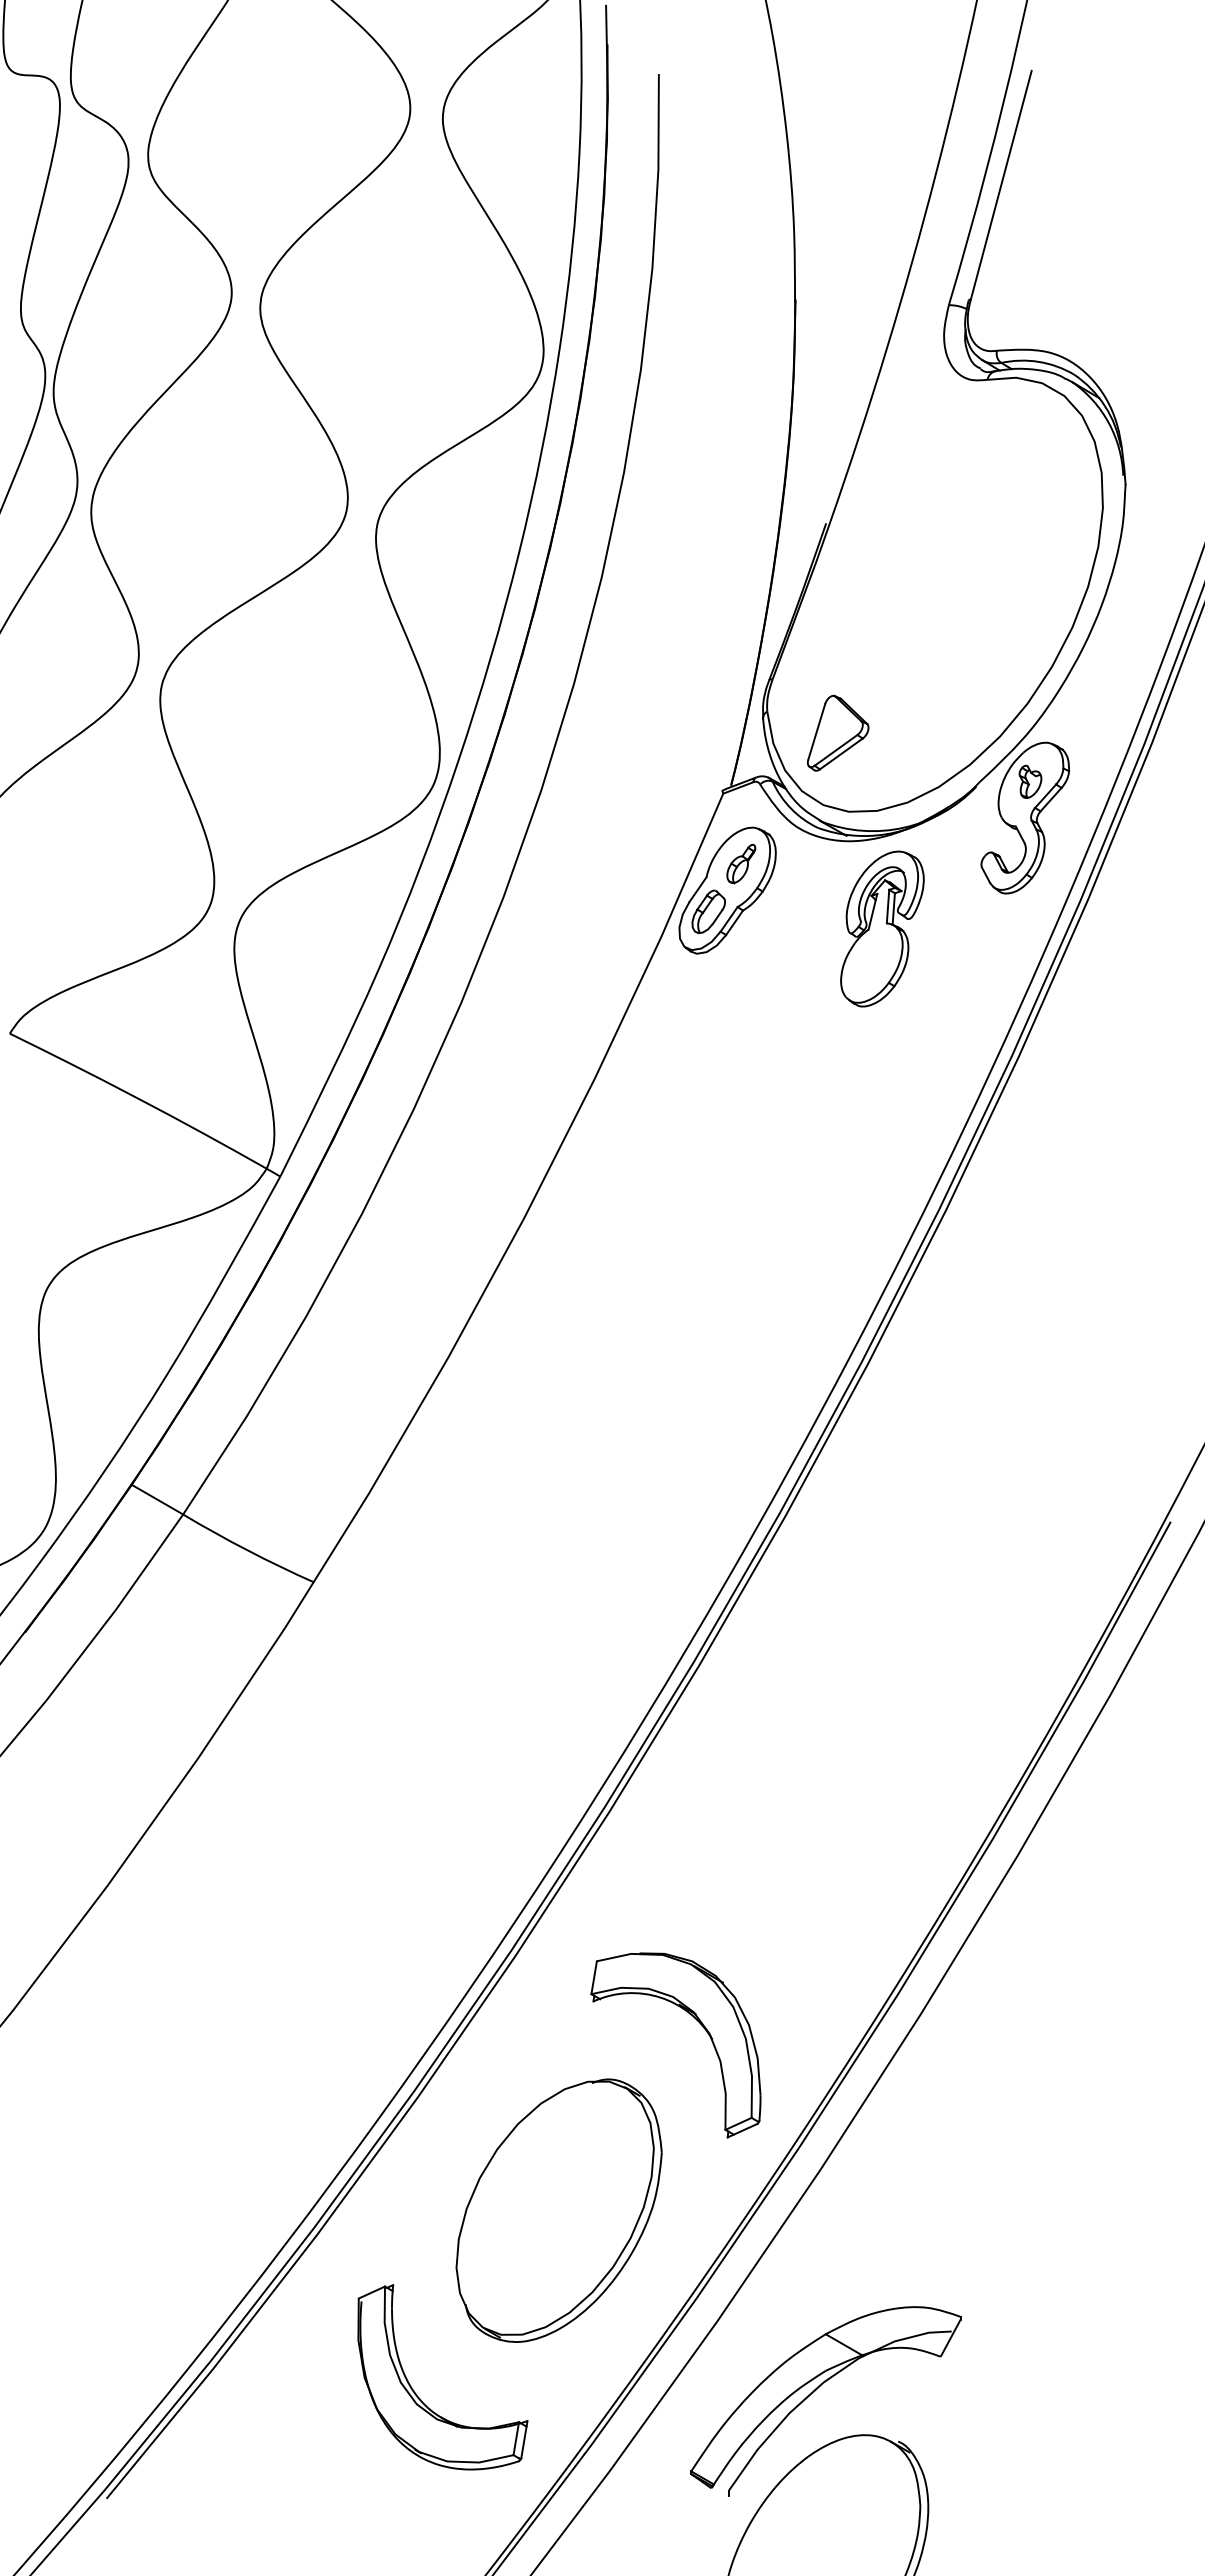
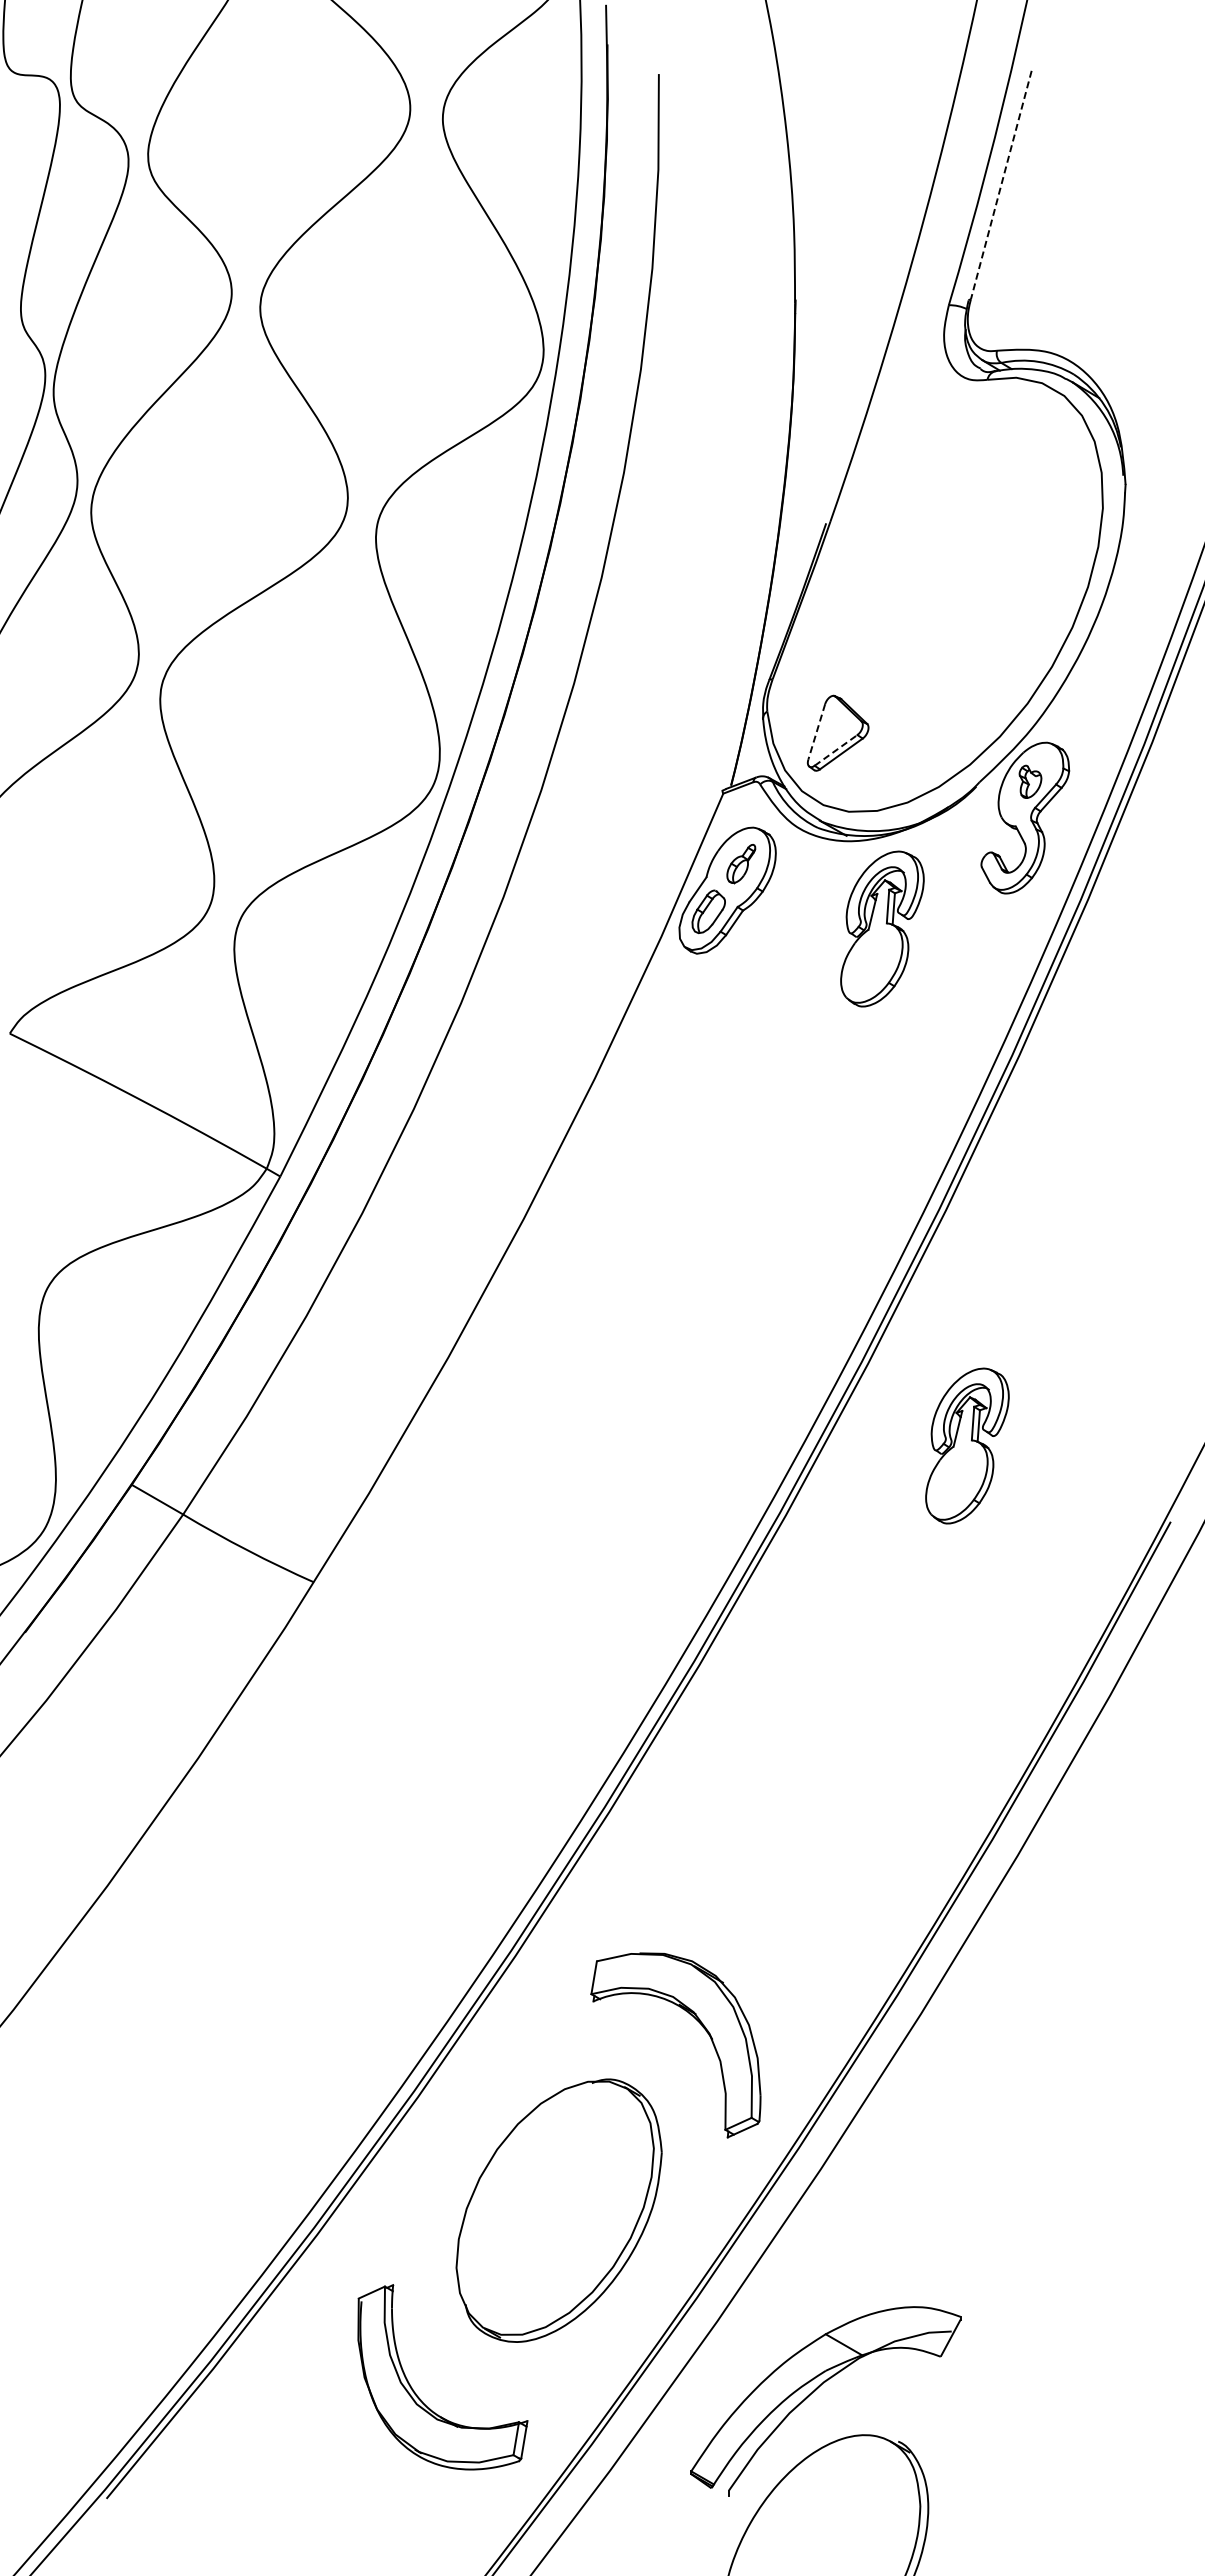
line: solid -> dashed (1001, 185)
line: solid -> dashed (816, 732)
line: solid -> dashed (836, 750)
part: none -> present (967, 1445)
